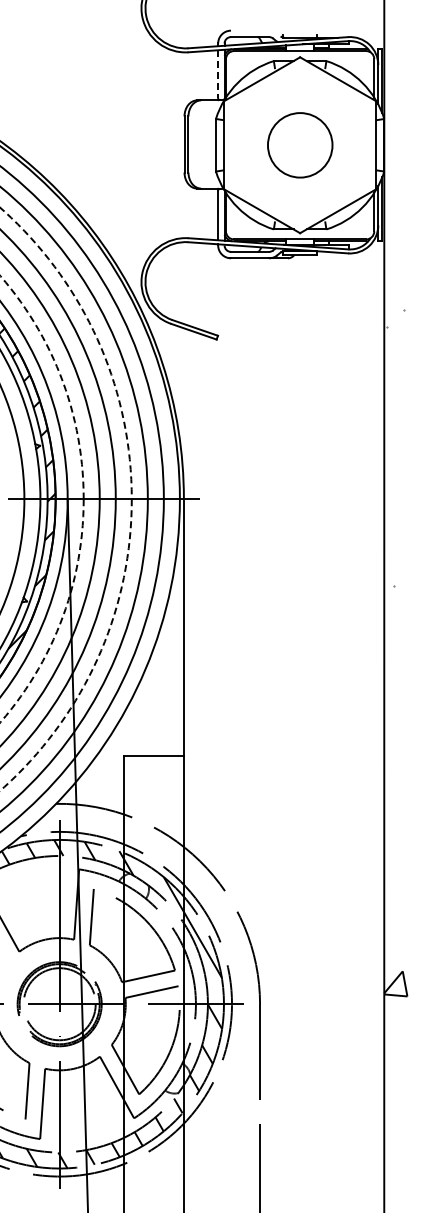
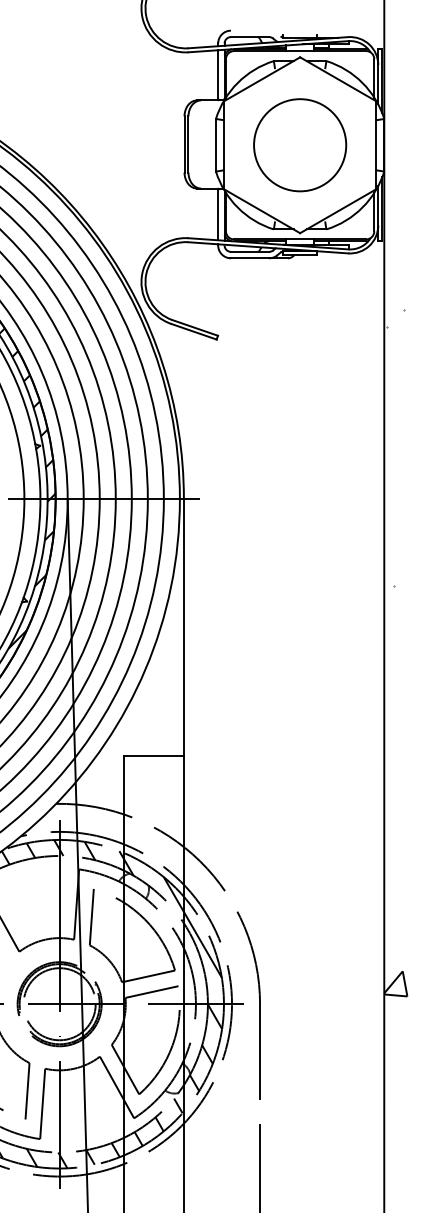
line: dashed -> solid (218, 74)
circle size: 67x67 px -> 95x95 px (300, 145)
circle: dashed -> solid (41, 499)
circle: dashed -> solid (65, 499)
